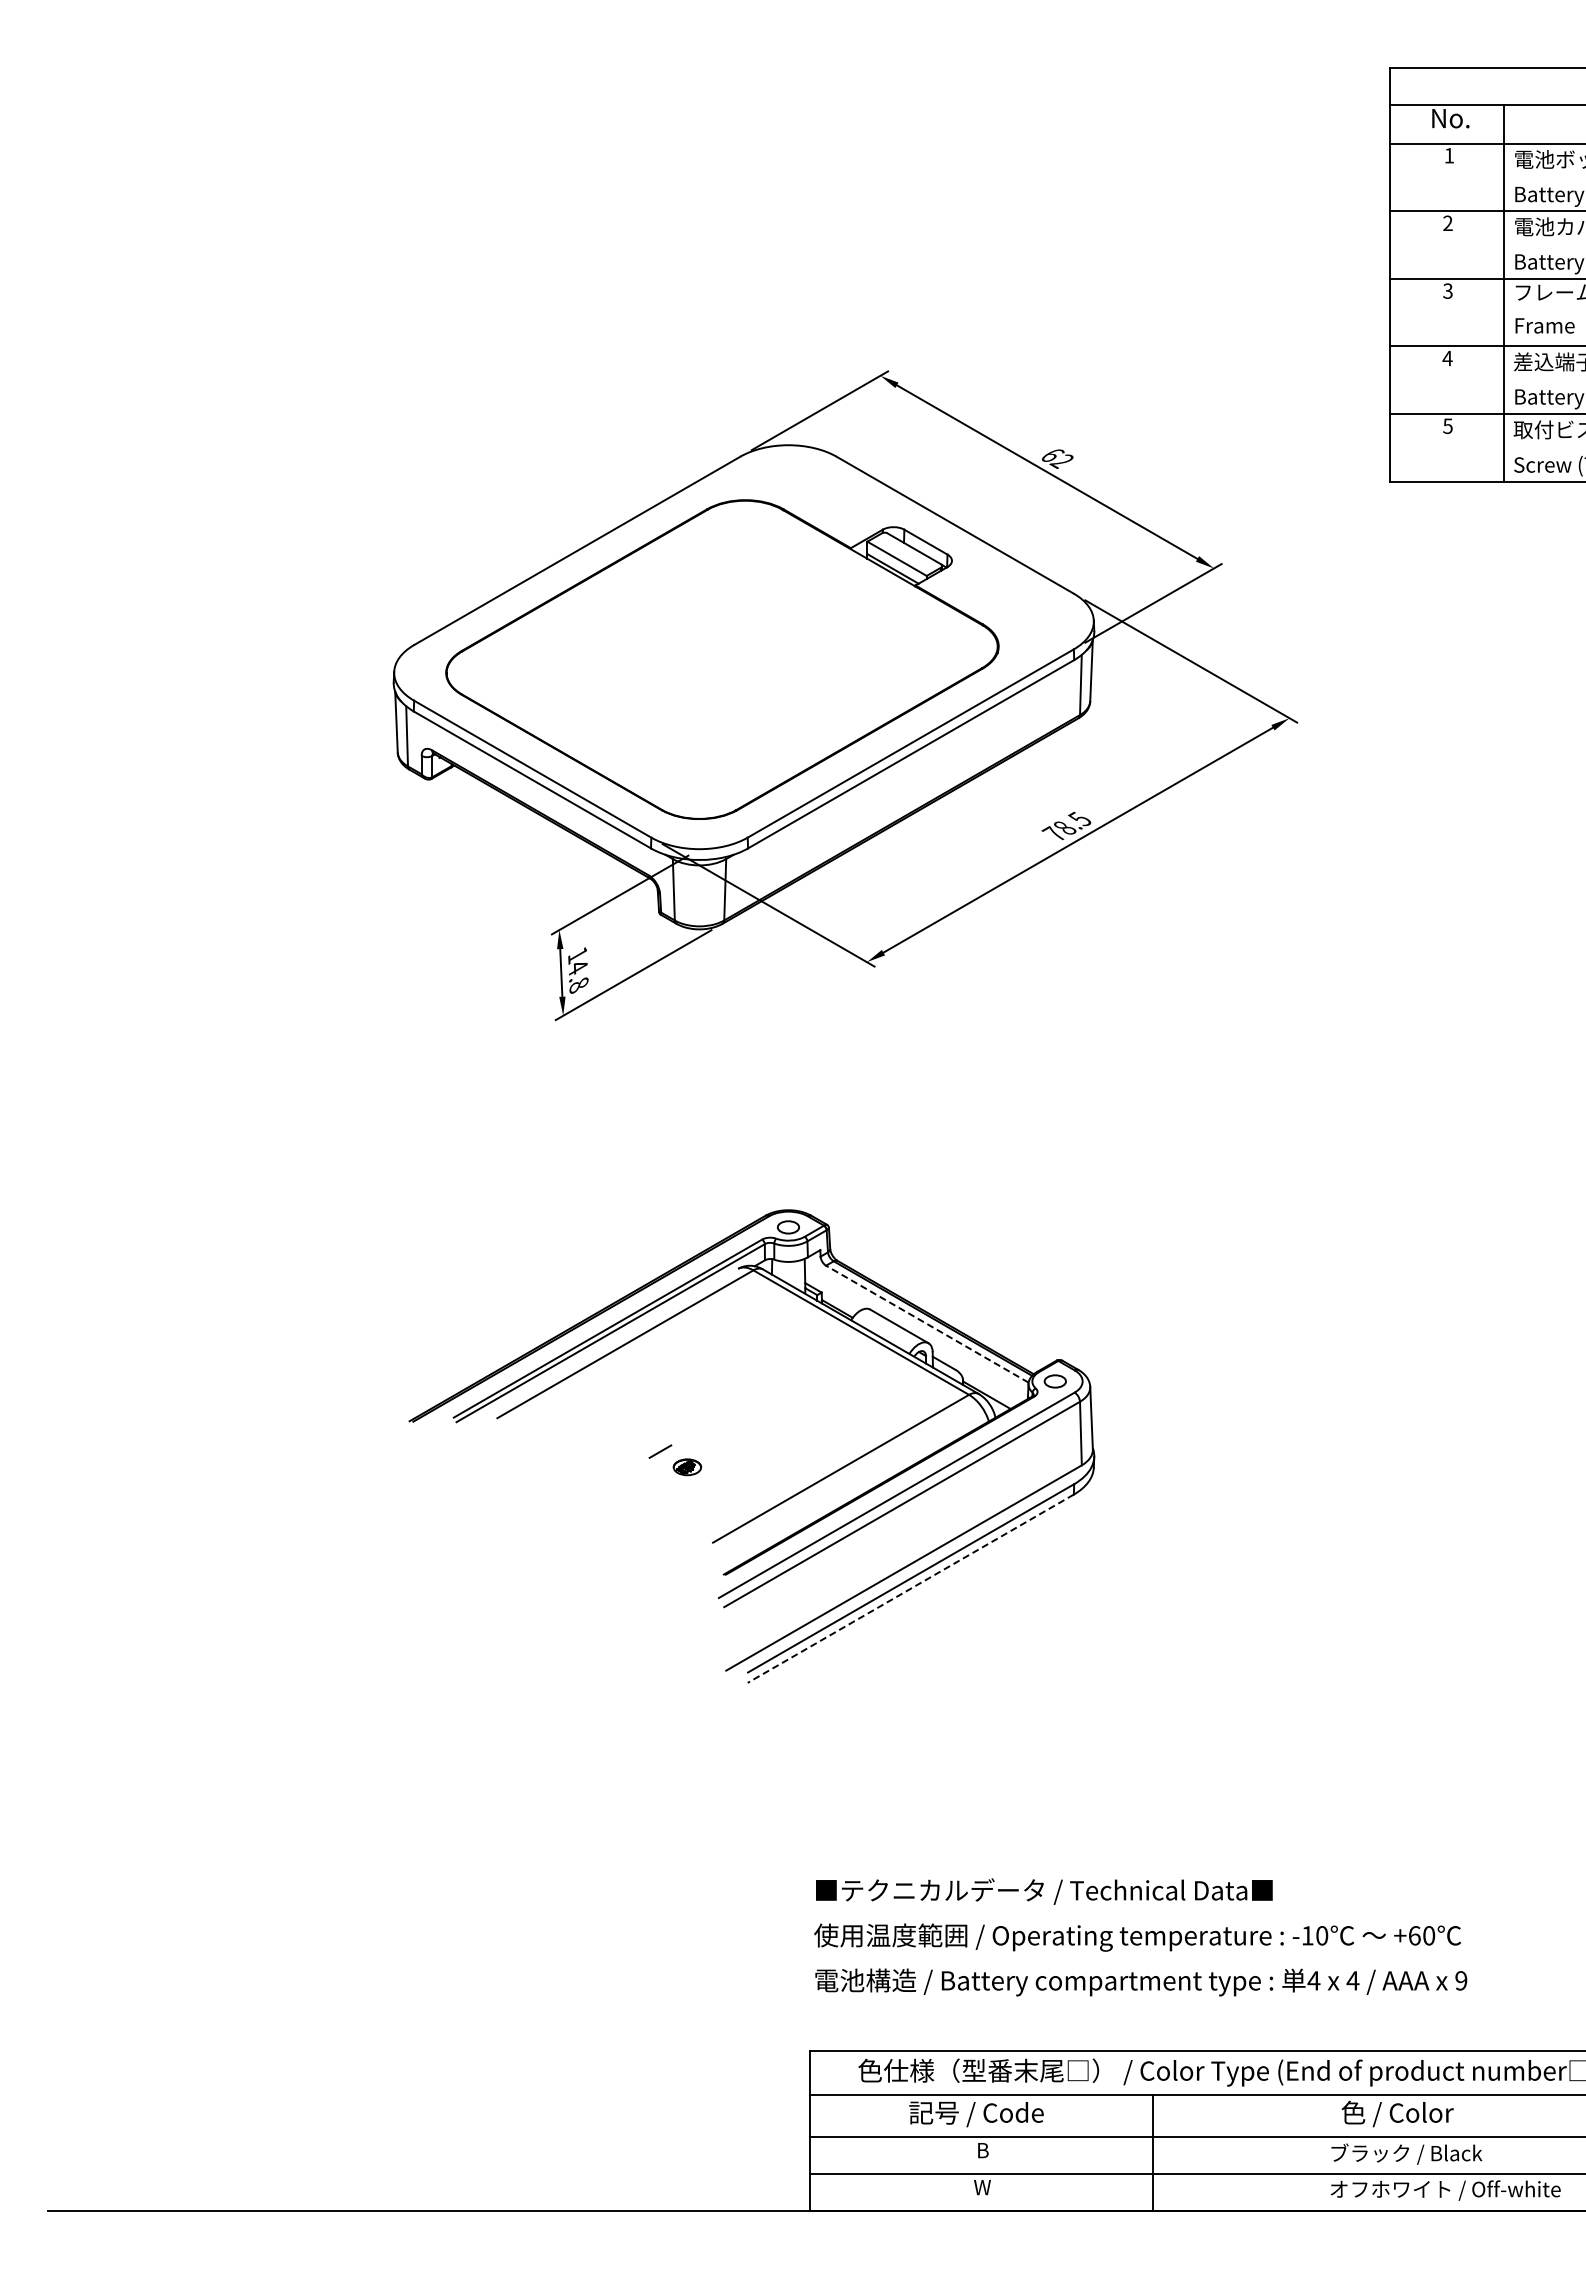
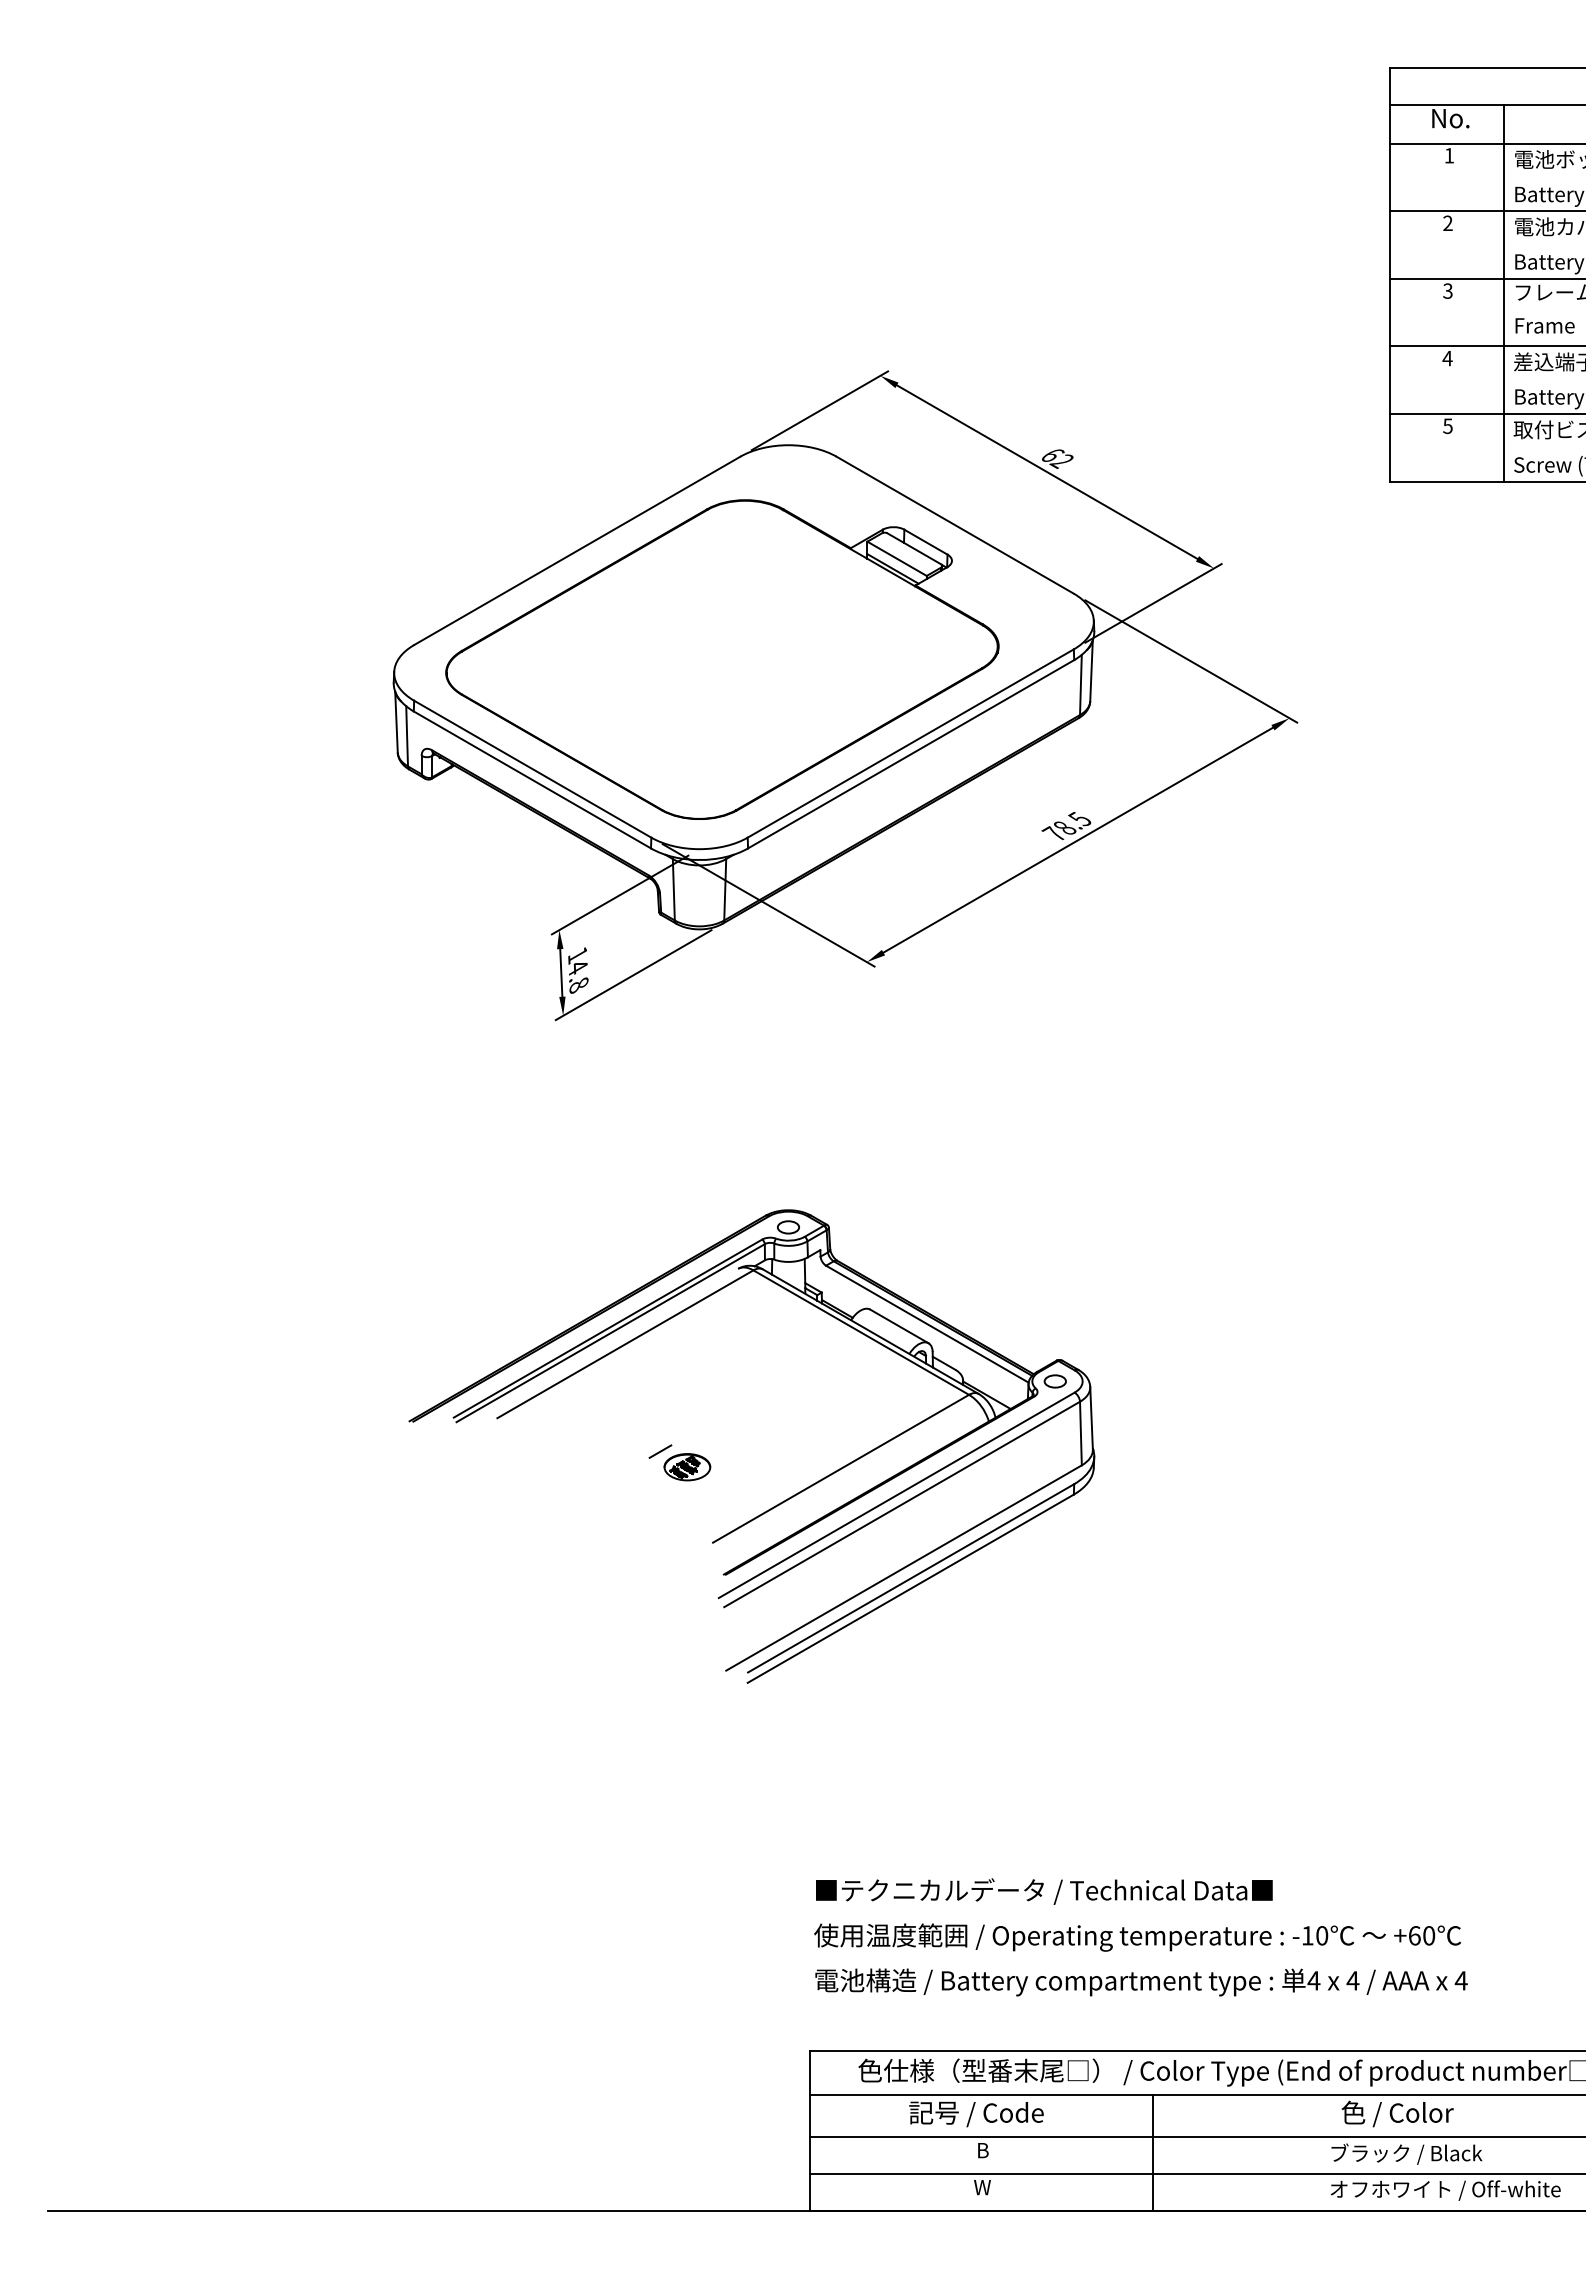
line: dashed -> solid (927, 1324)
part size: 31x19 px -> 49x29 px (687, 1467)
line: dashed -> solid (910, 1588)
text: 9 -> 4 (1460, 1980)
